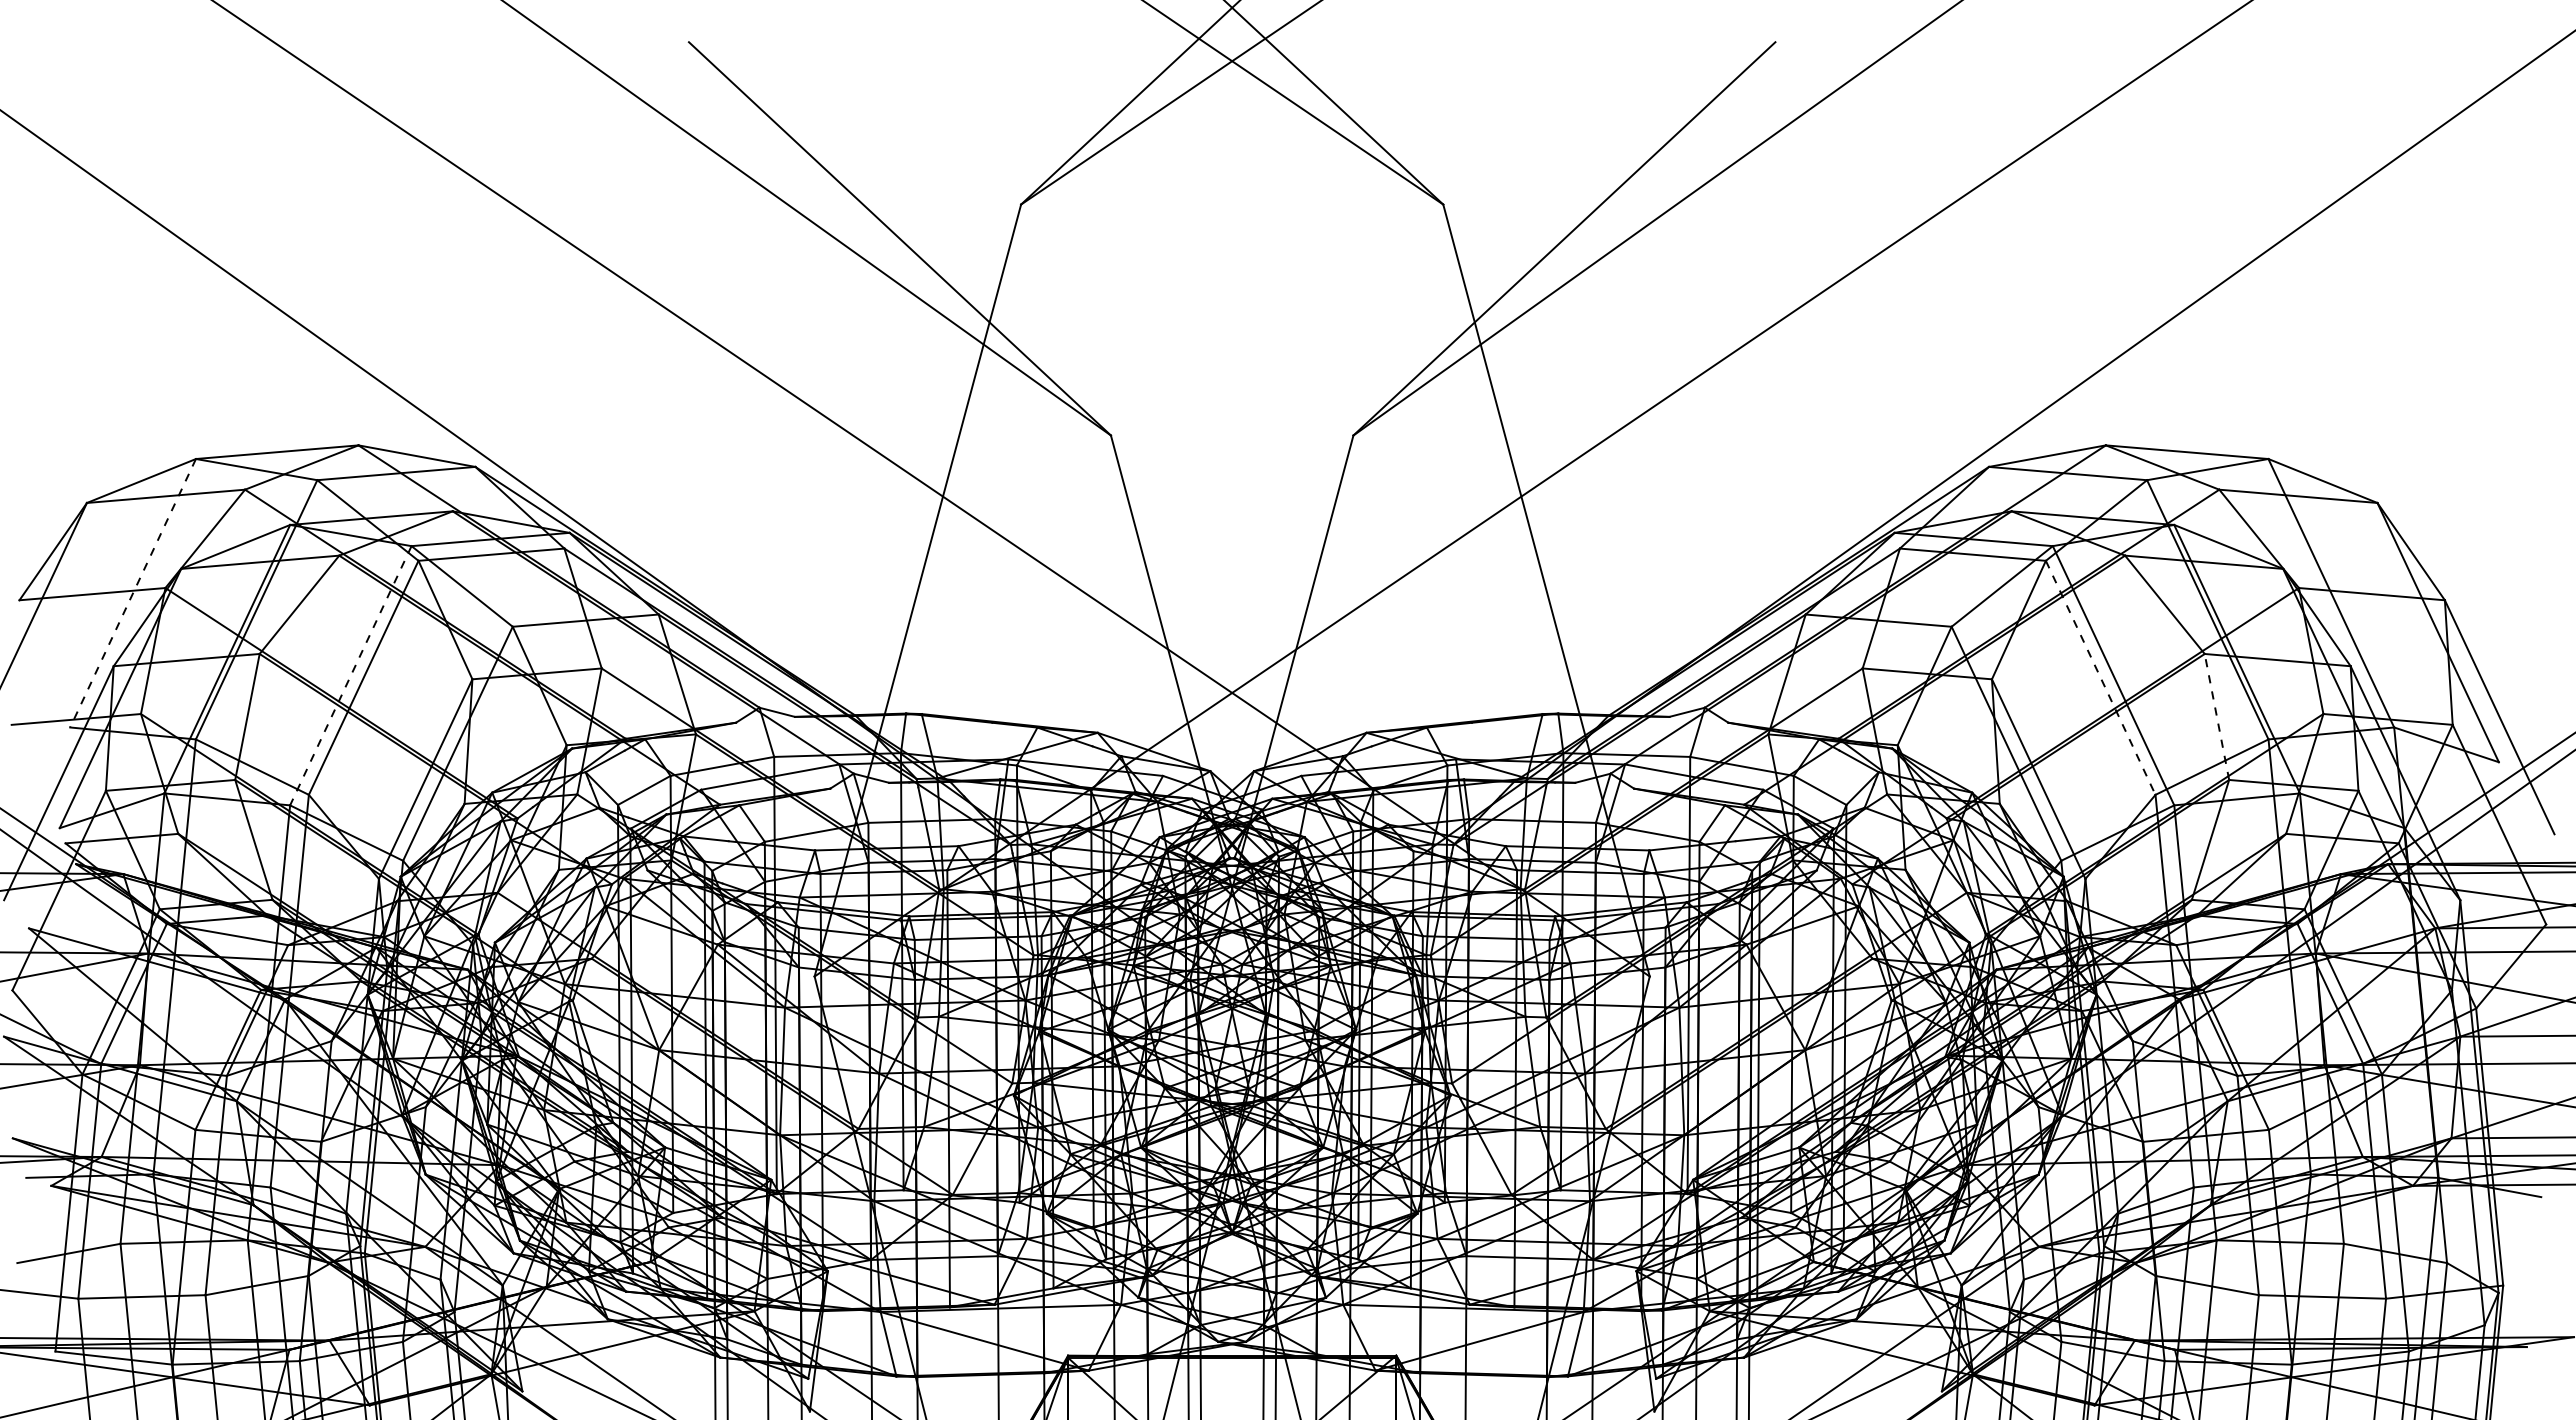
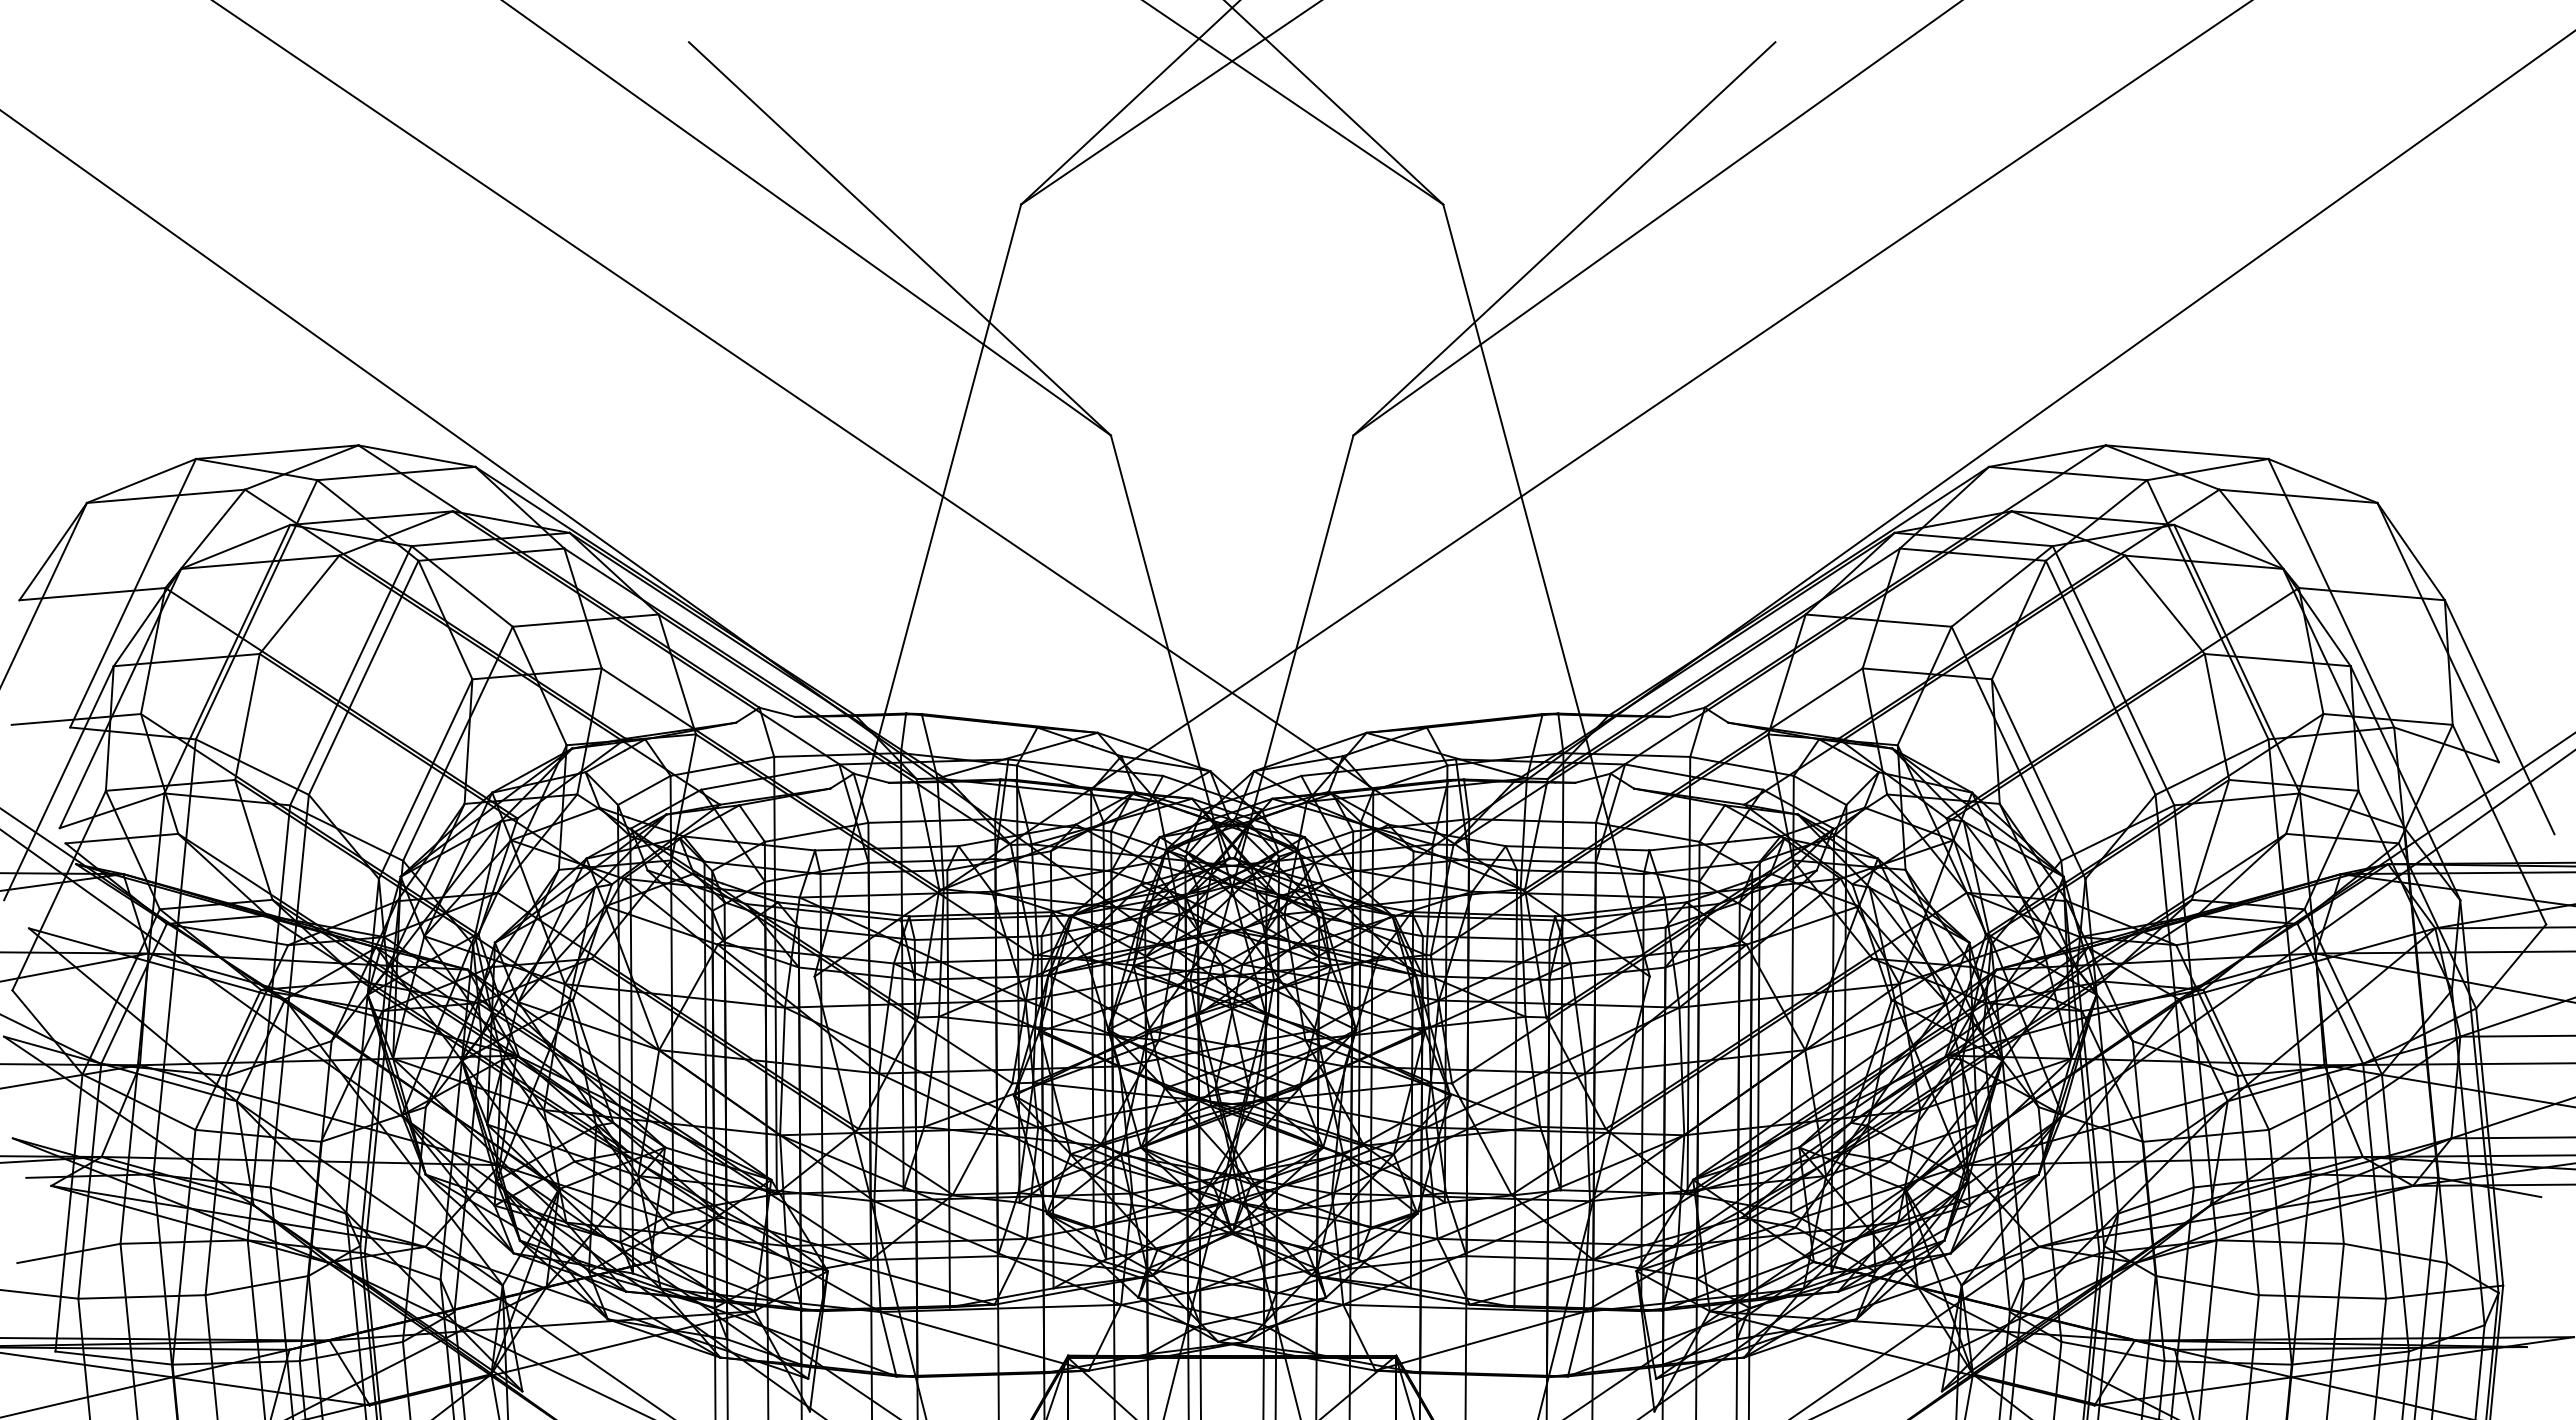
line: dashed -> solid (132, 593)
line: dashed -> solid (350, 676)
line: dashed -> solid (2100, 678)
line: dashed -> solid (2216, 716)
